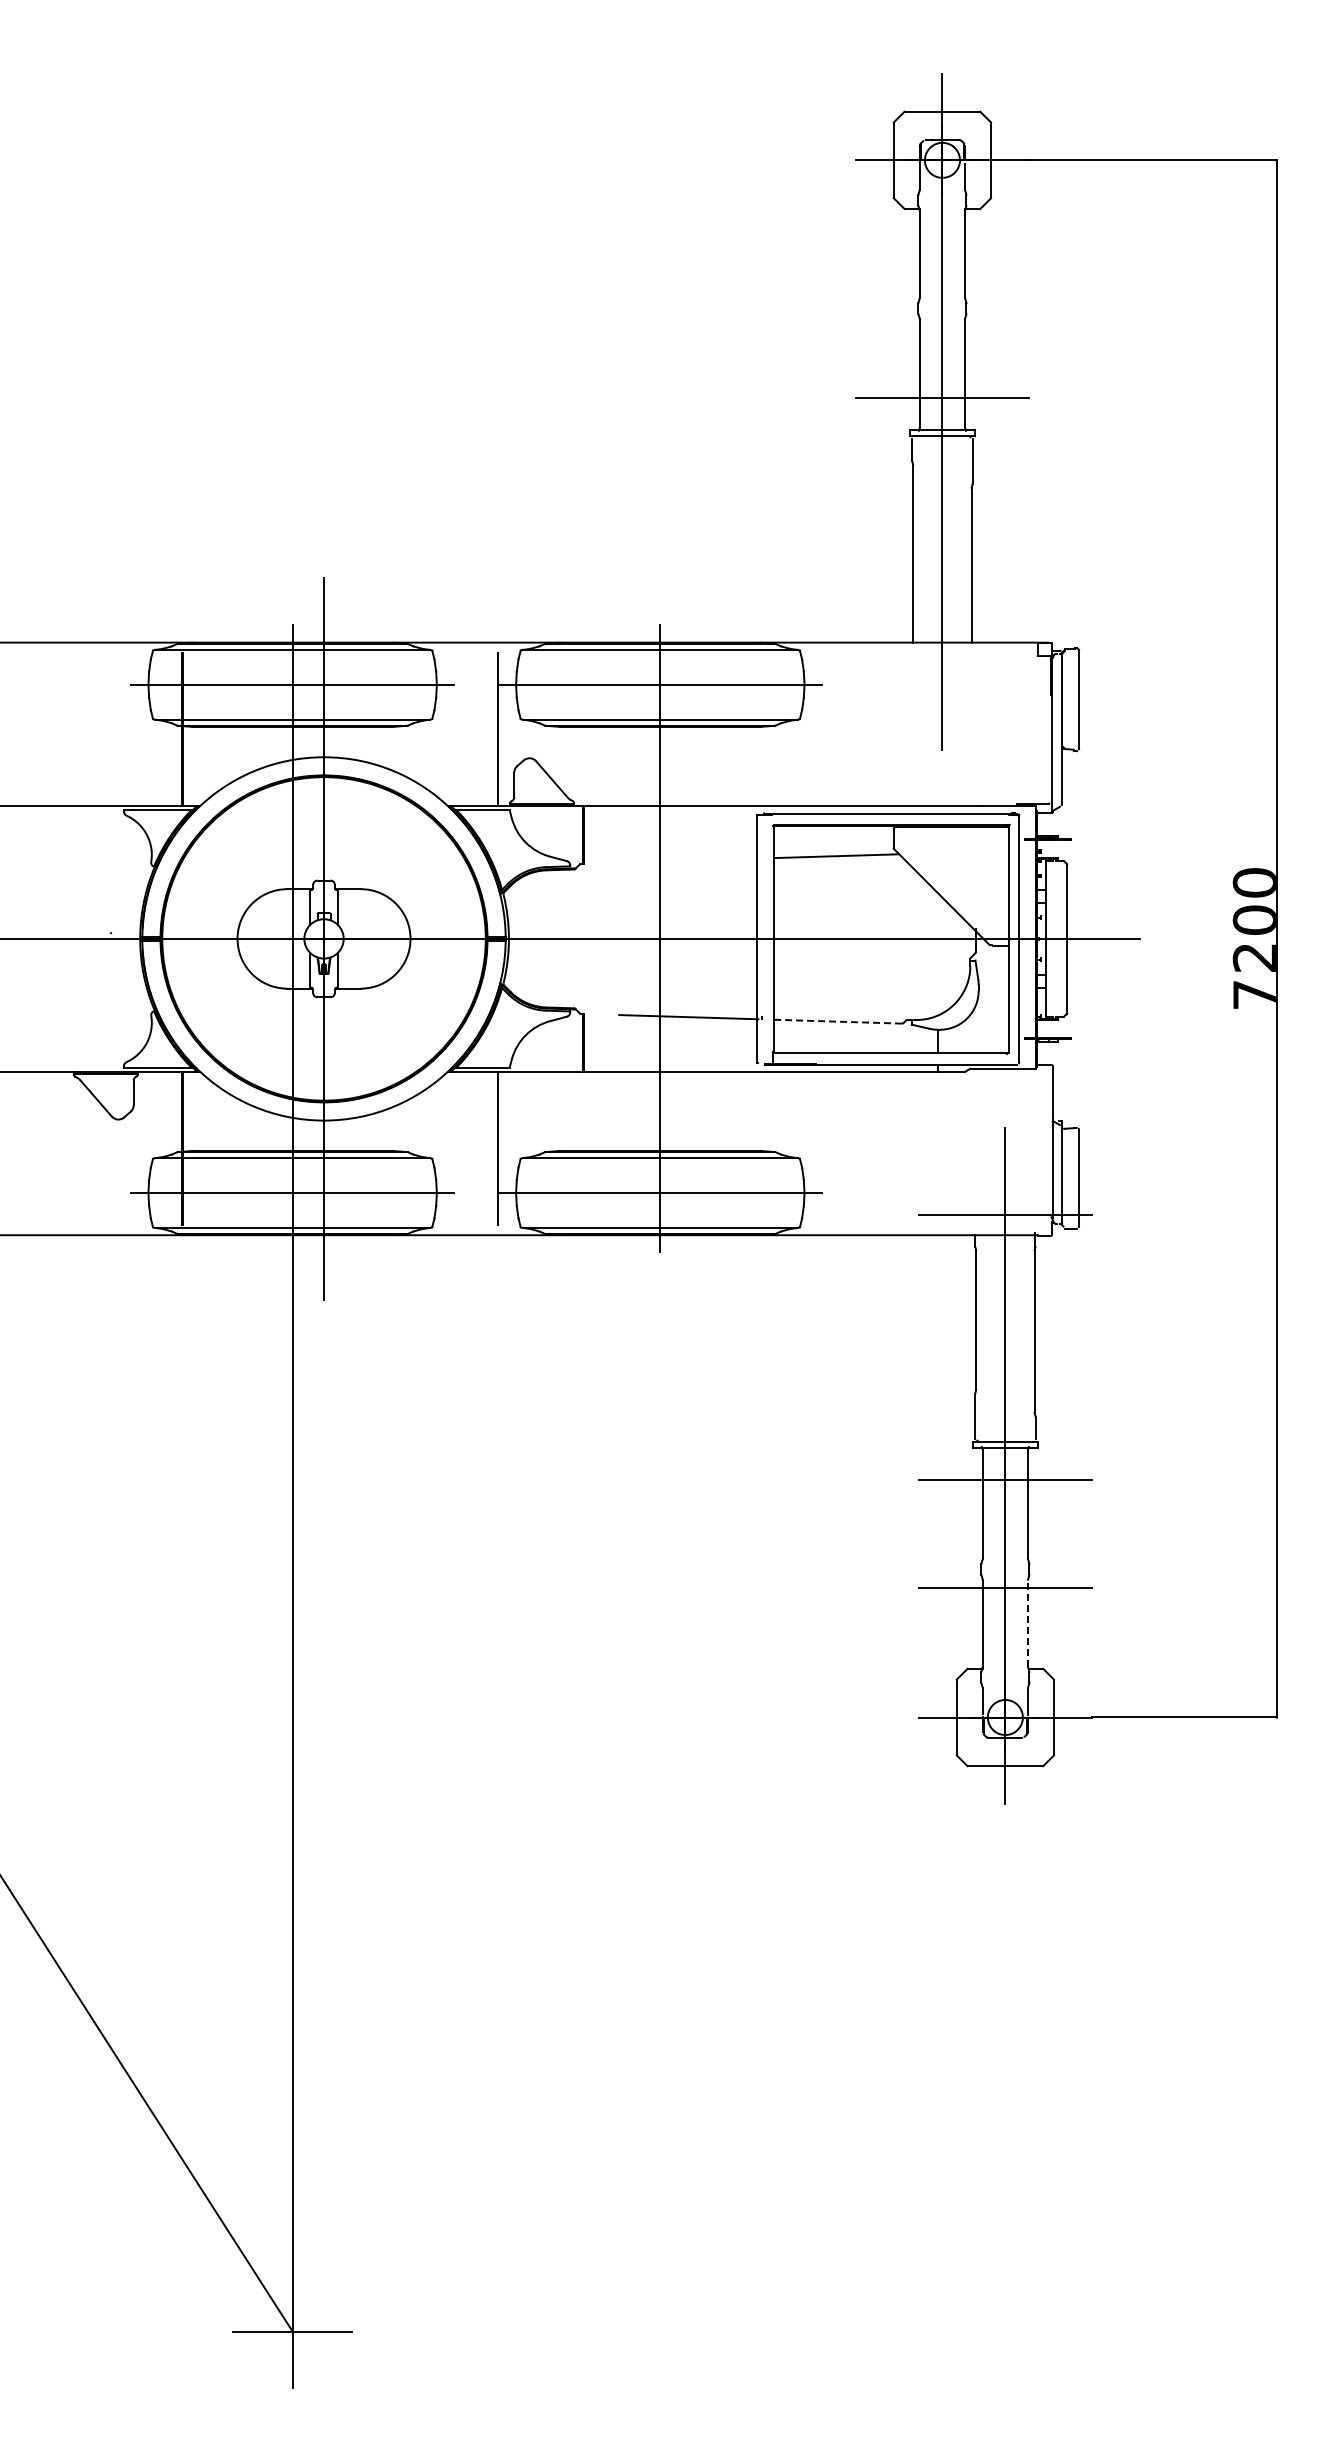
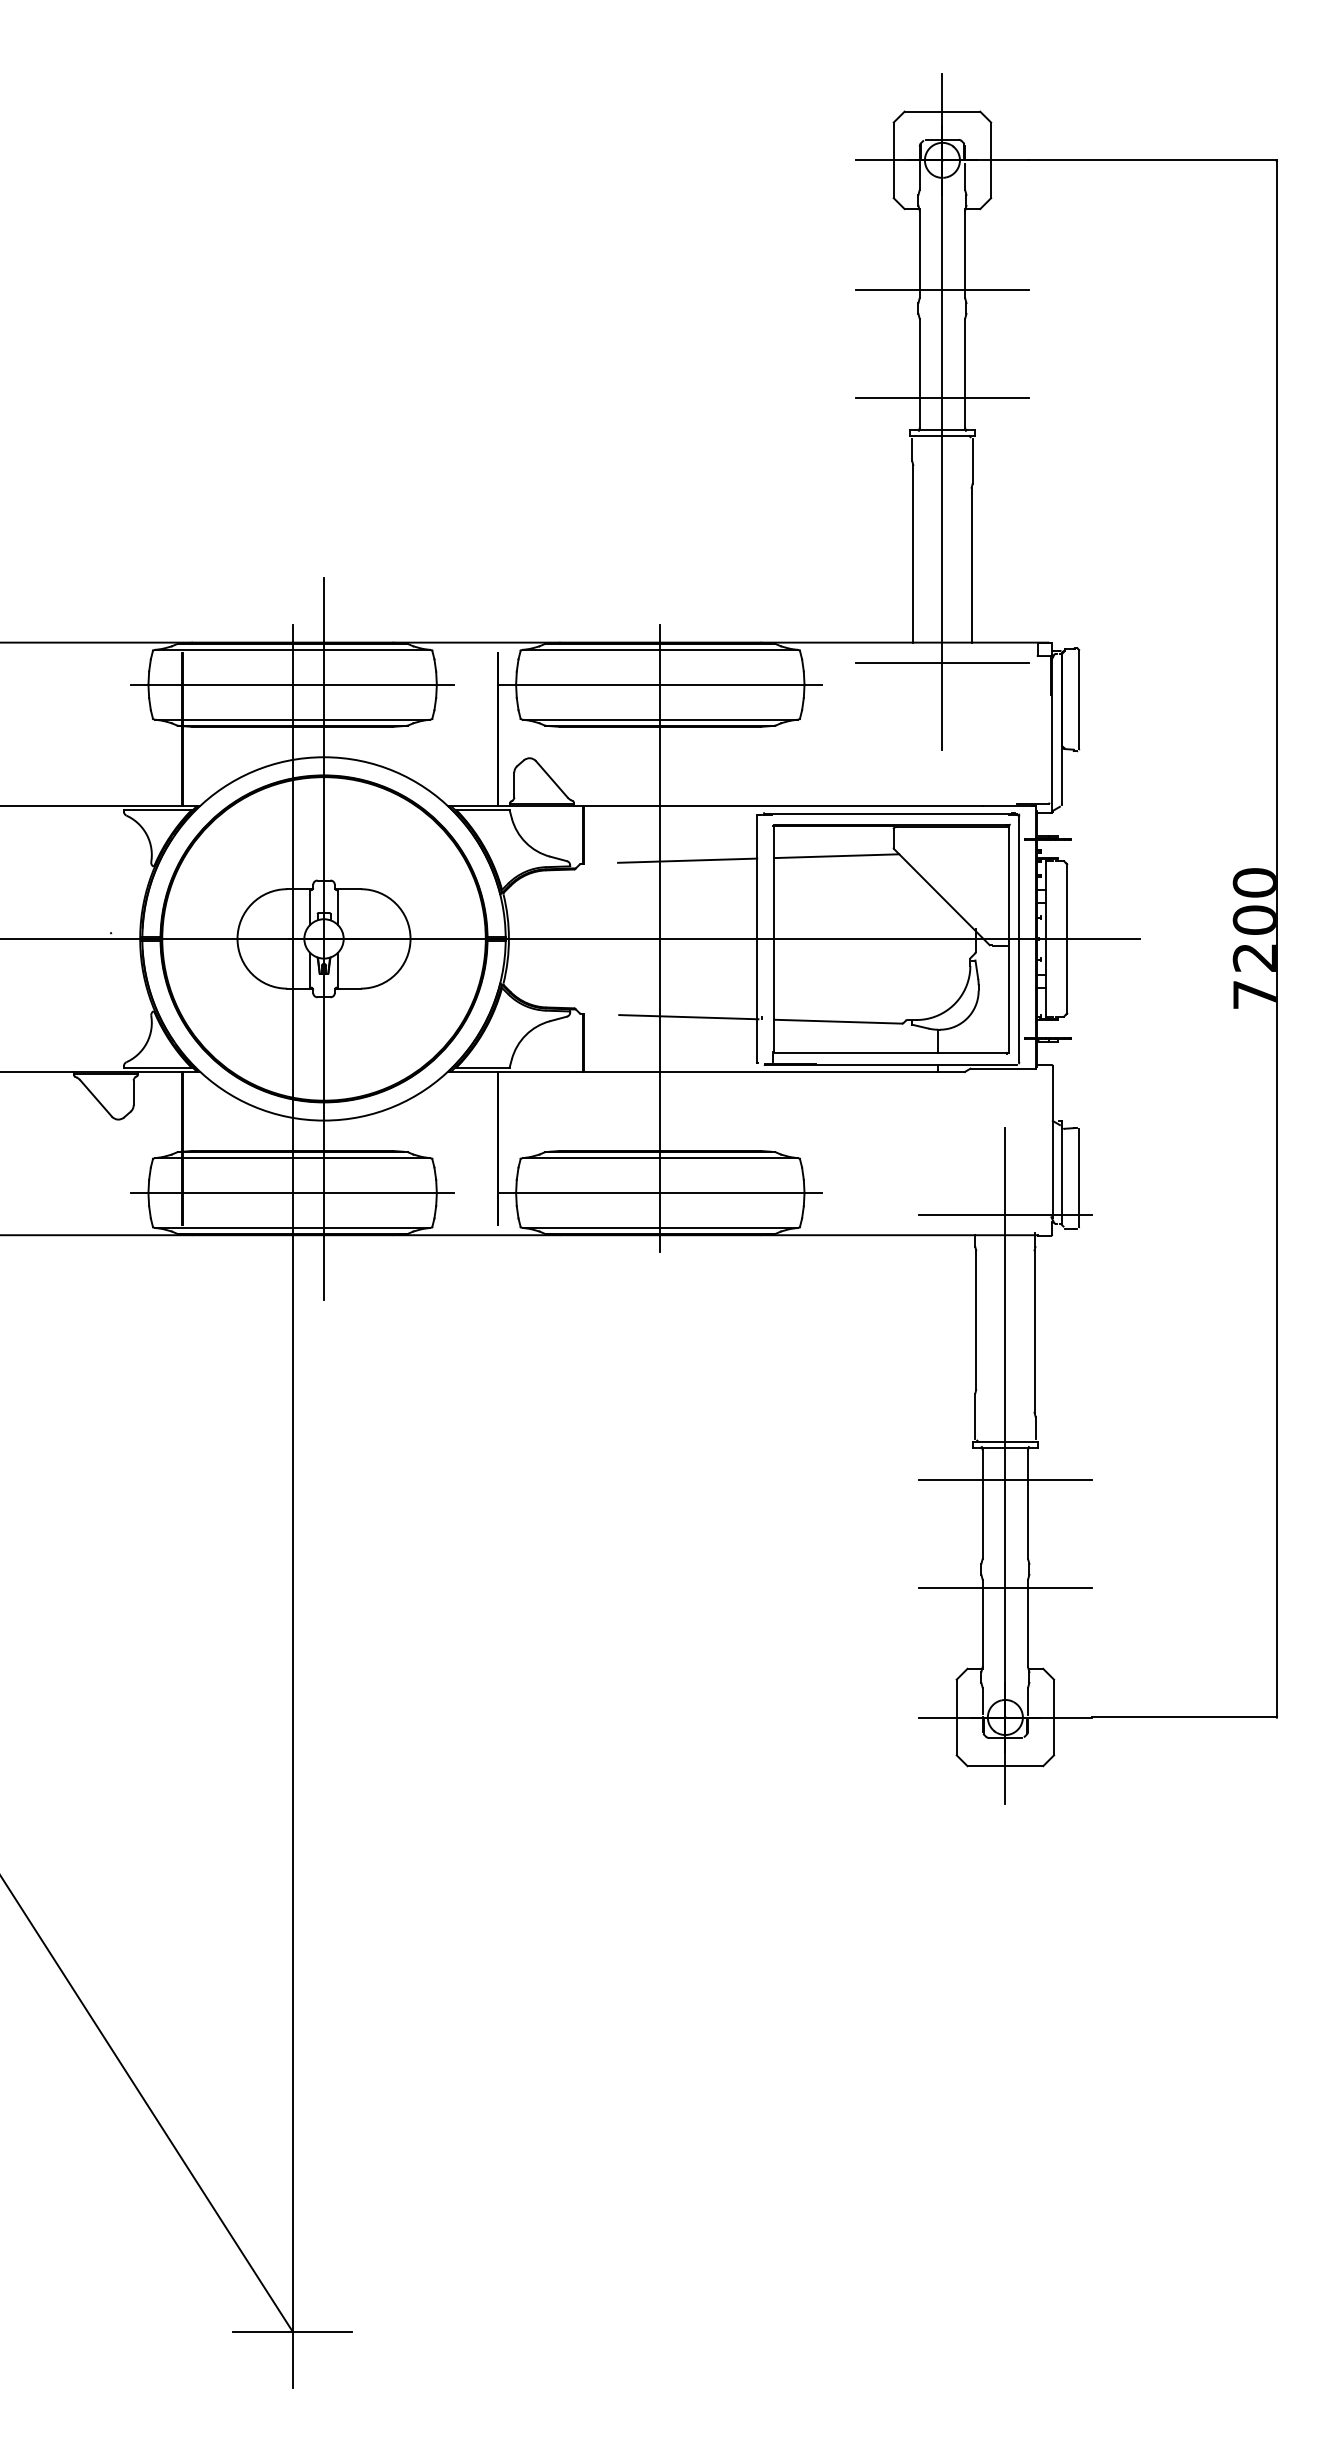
line: none -> present (941, 290)
line: none -> present (941, 663)
line: none -> present (687, 860)
line: dashed -> solid (838, 1021)
line: dashed -> solid (1028, 1623)
